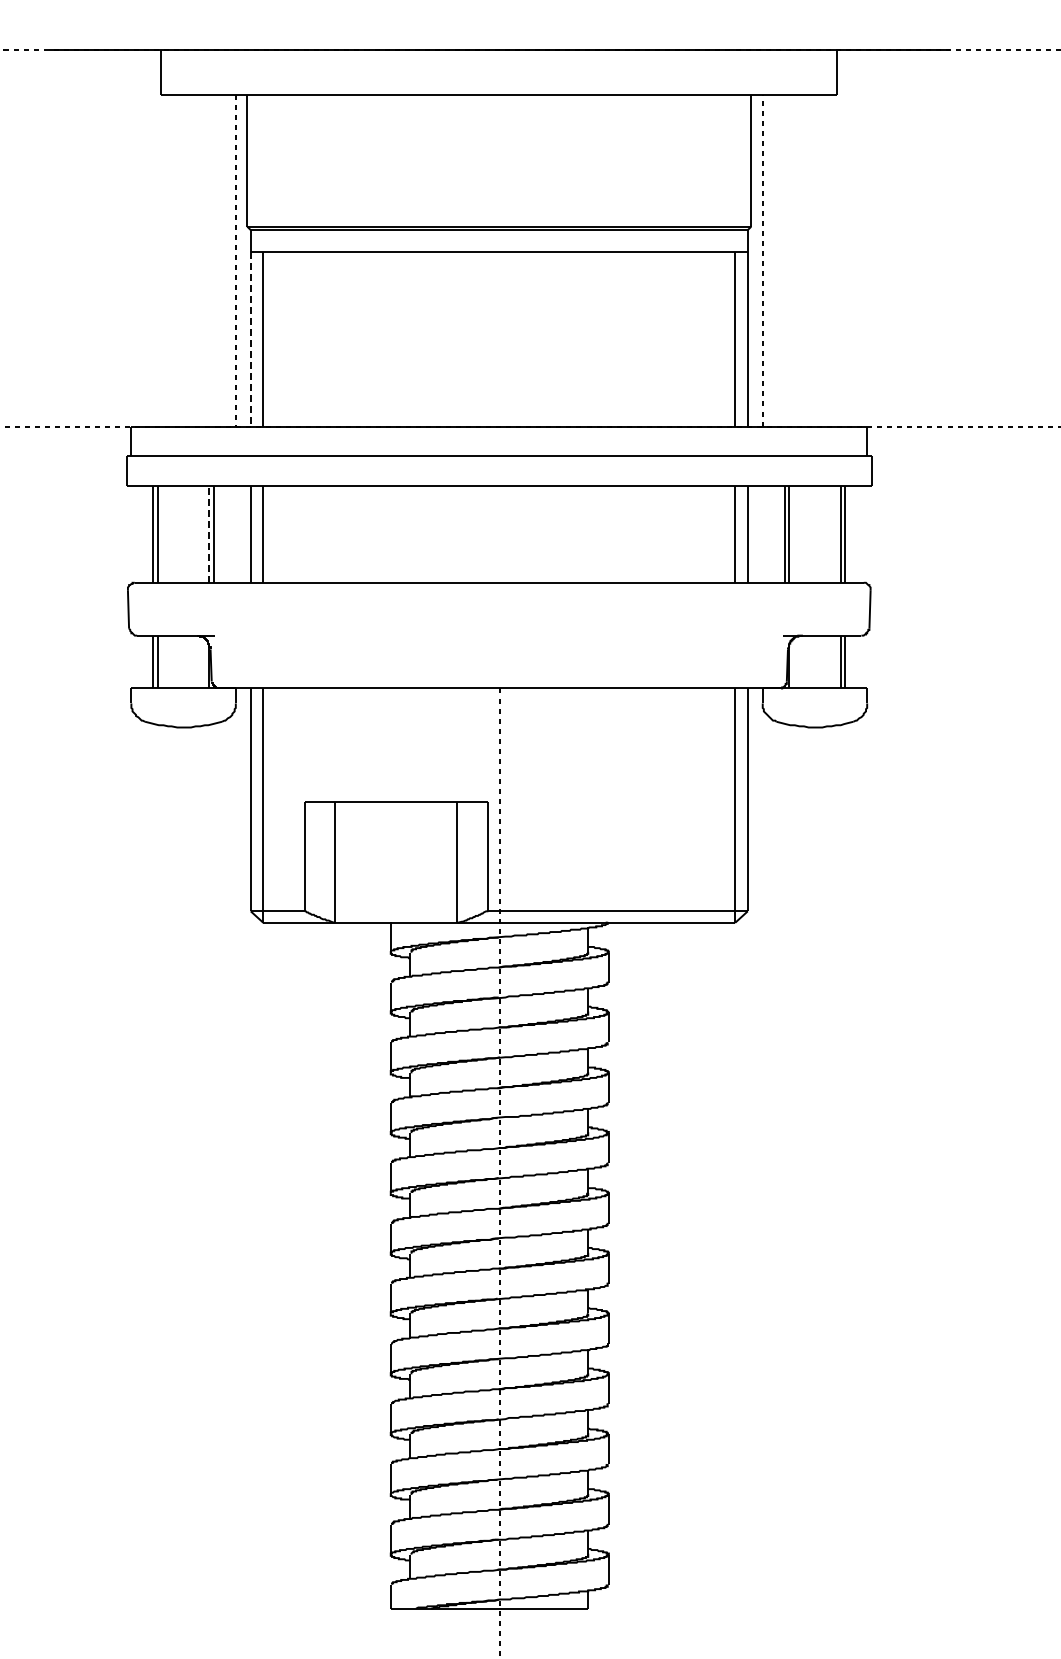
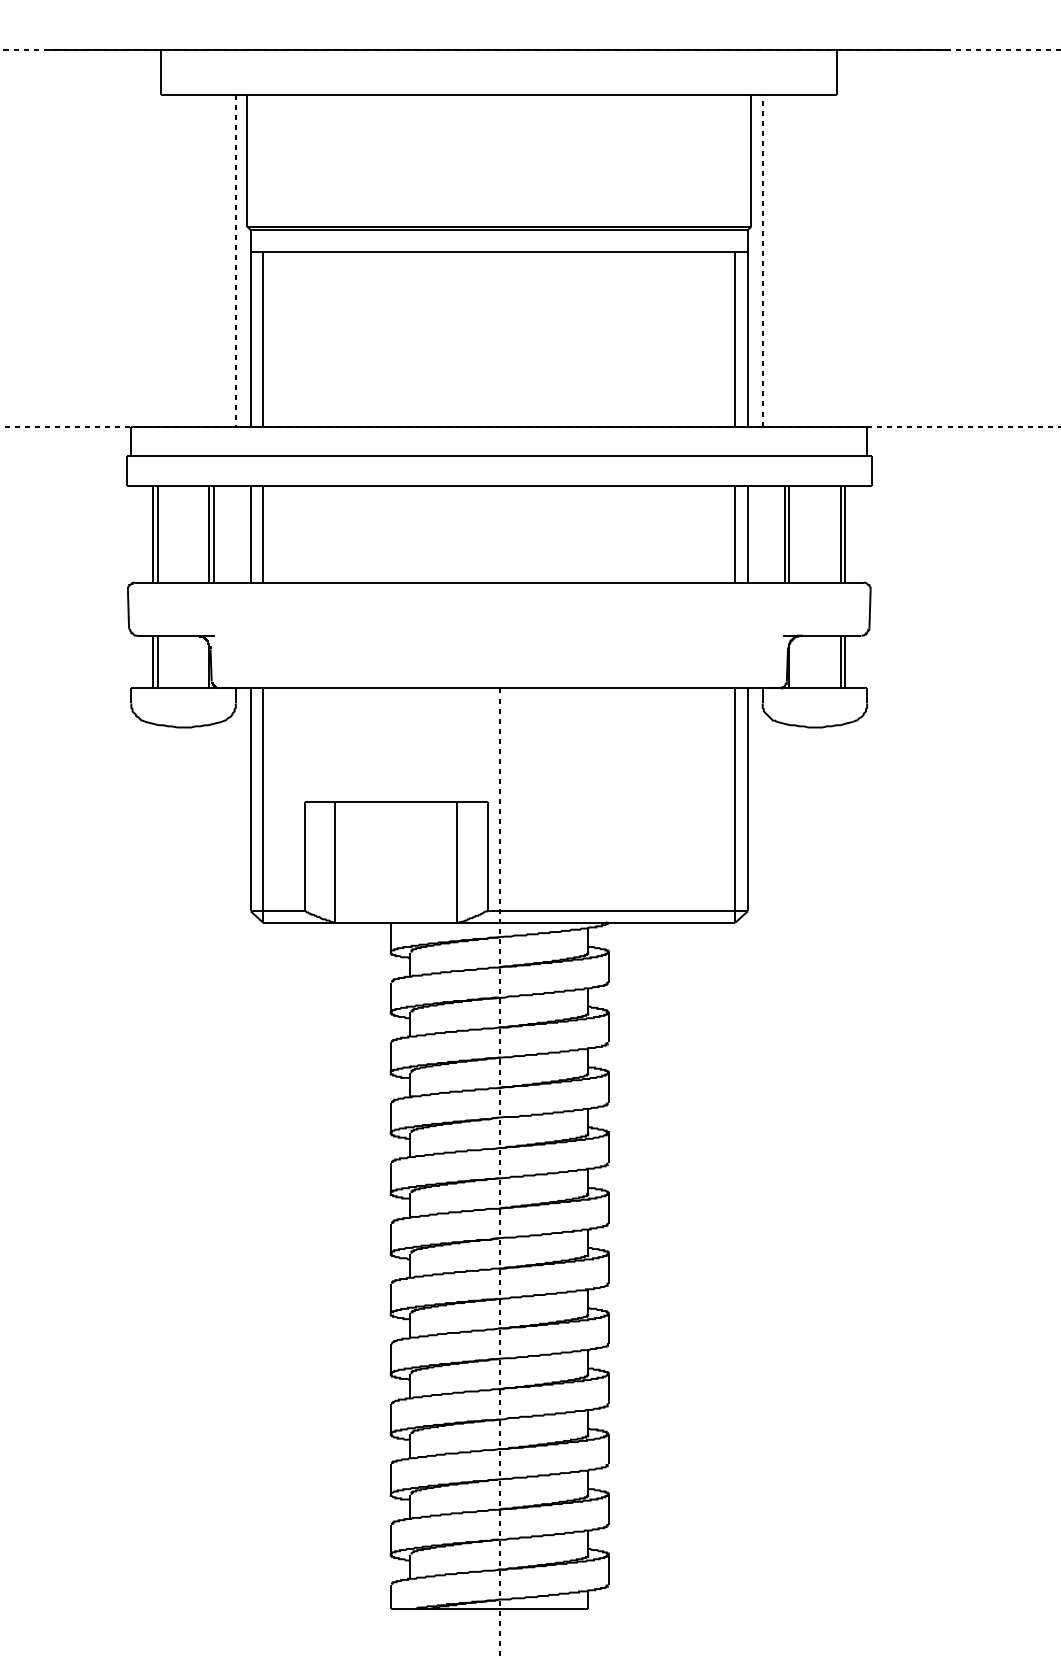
line: dashed -> solid (250, 339)
line: dashed -> solid (209, 534)
